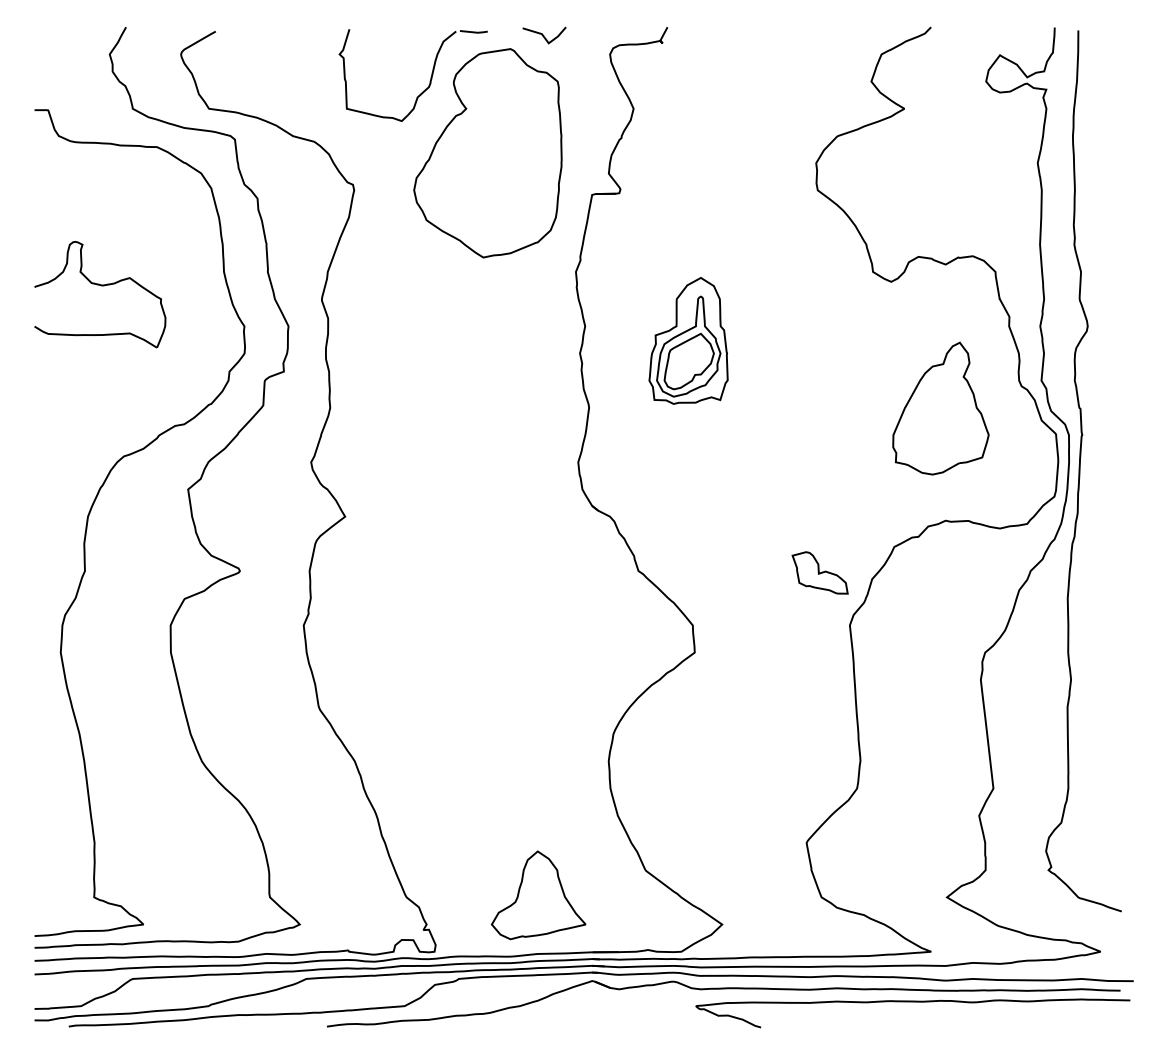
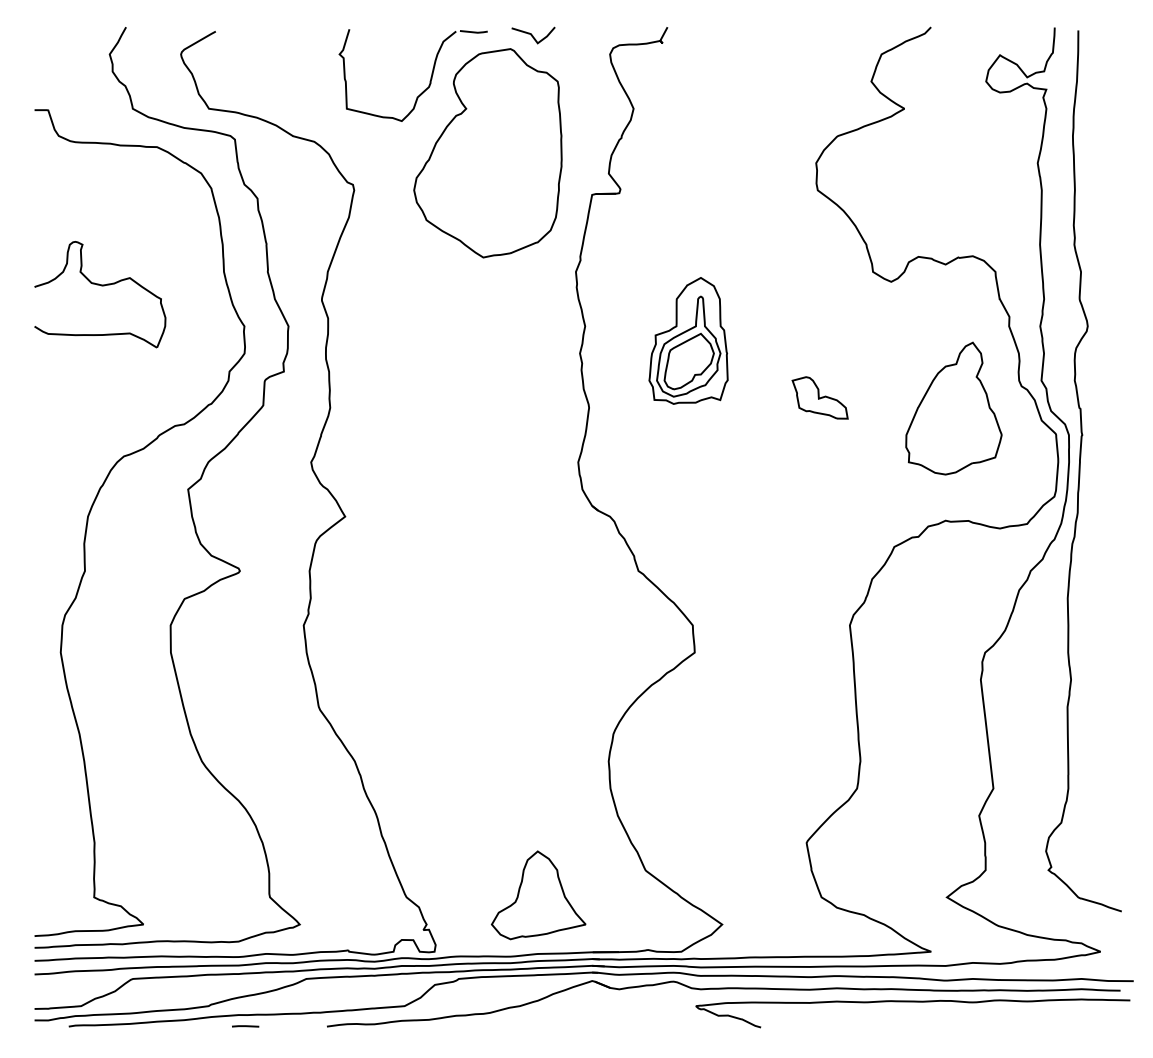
line position: (544, 35) -> (533, 35) (533, 35)
part position: (940, 408) -> (953, 408) (953, 408)
part position: (819, 572) -> (819, 397) (819, 397)
line: none -> present (245, 1026)
